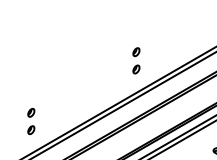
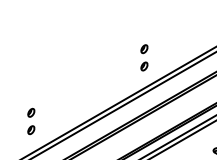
part position: (136, 60) -> (144, 57) (144, 57)
